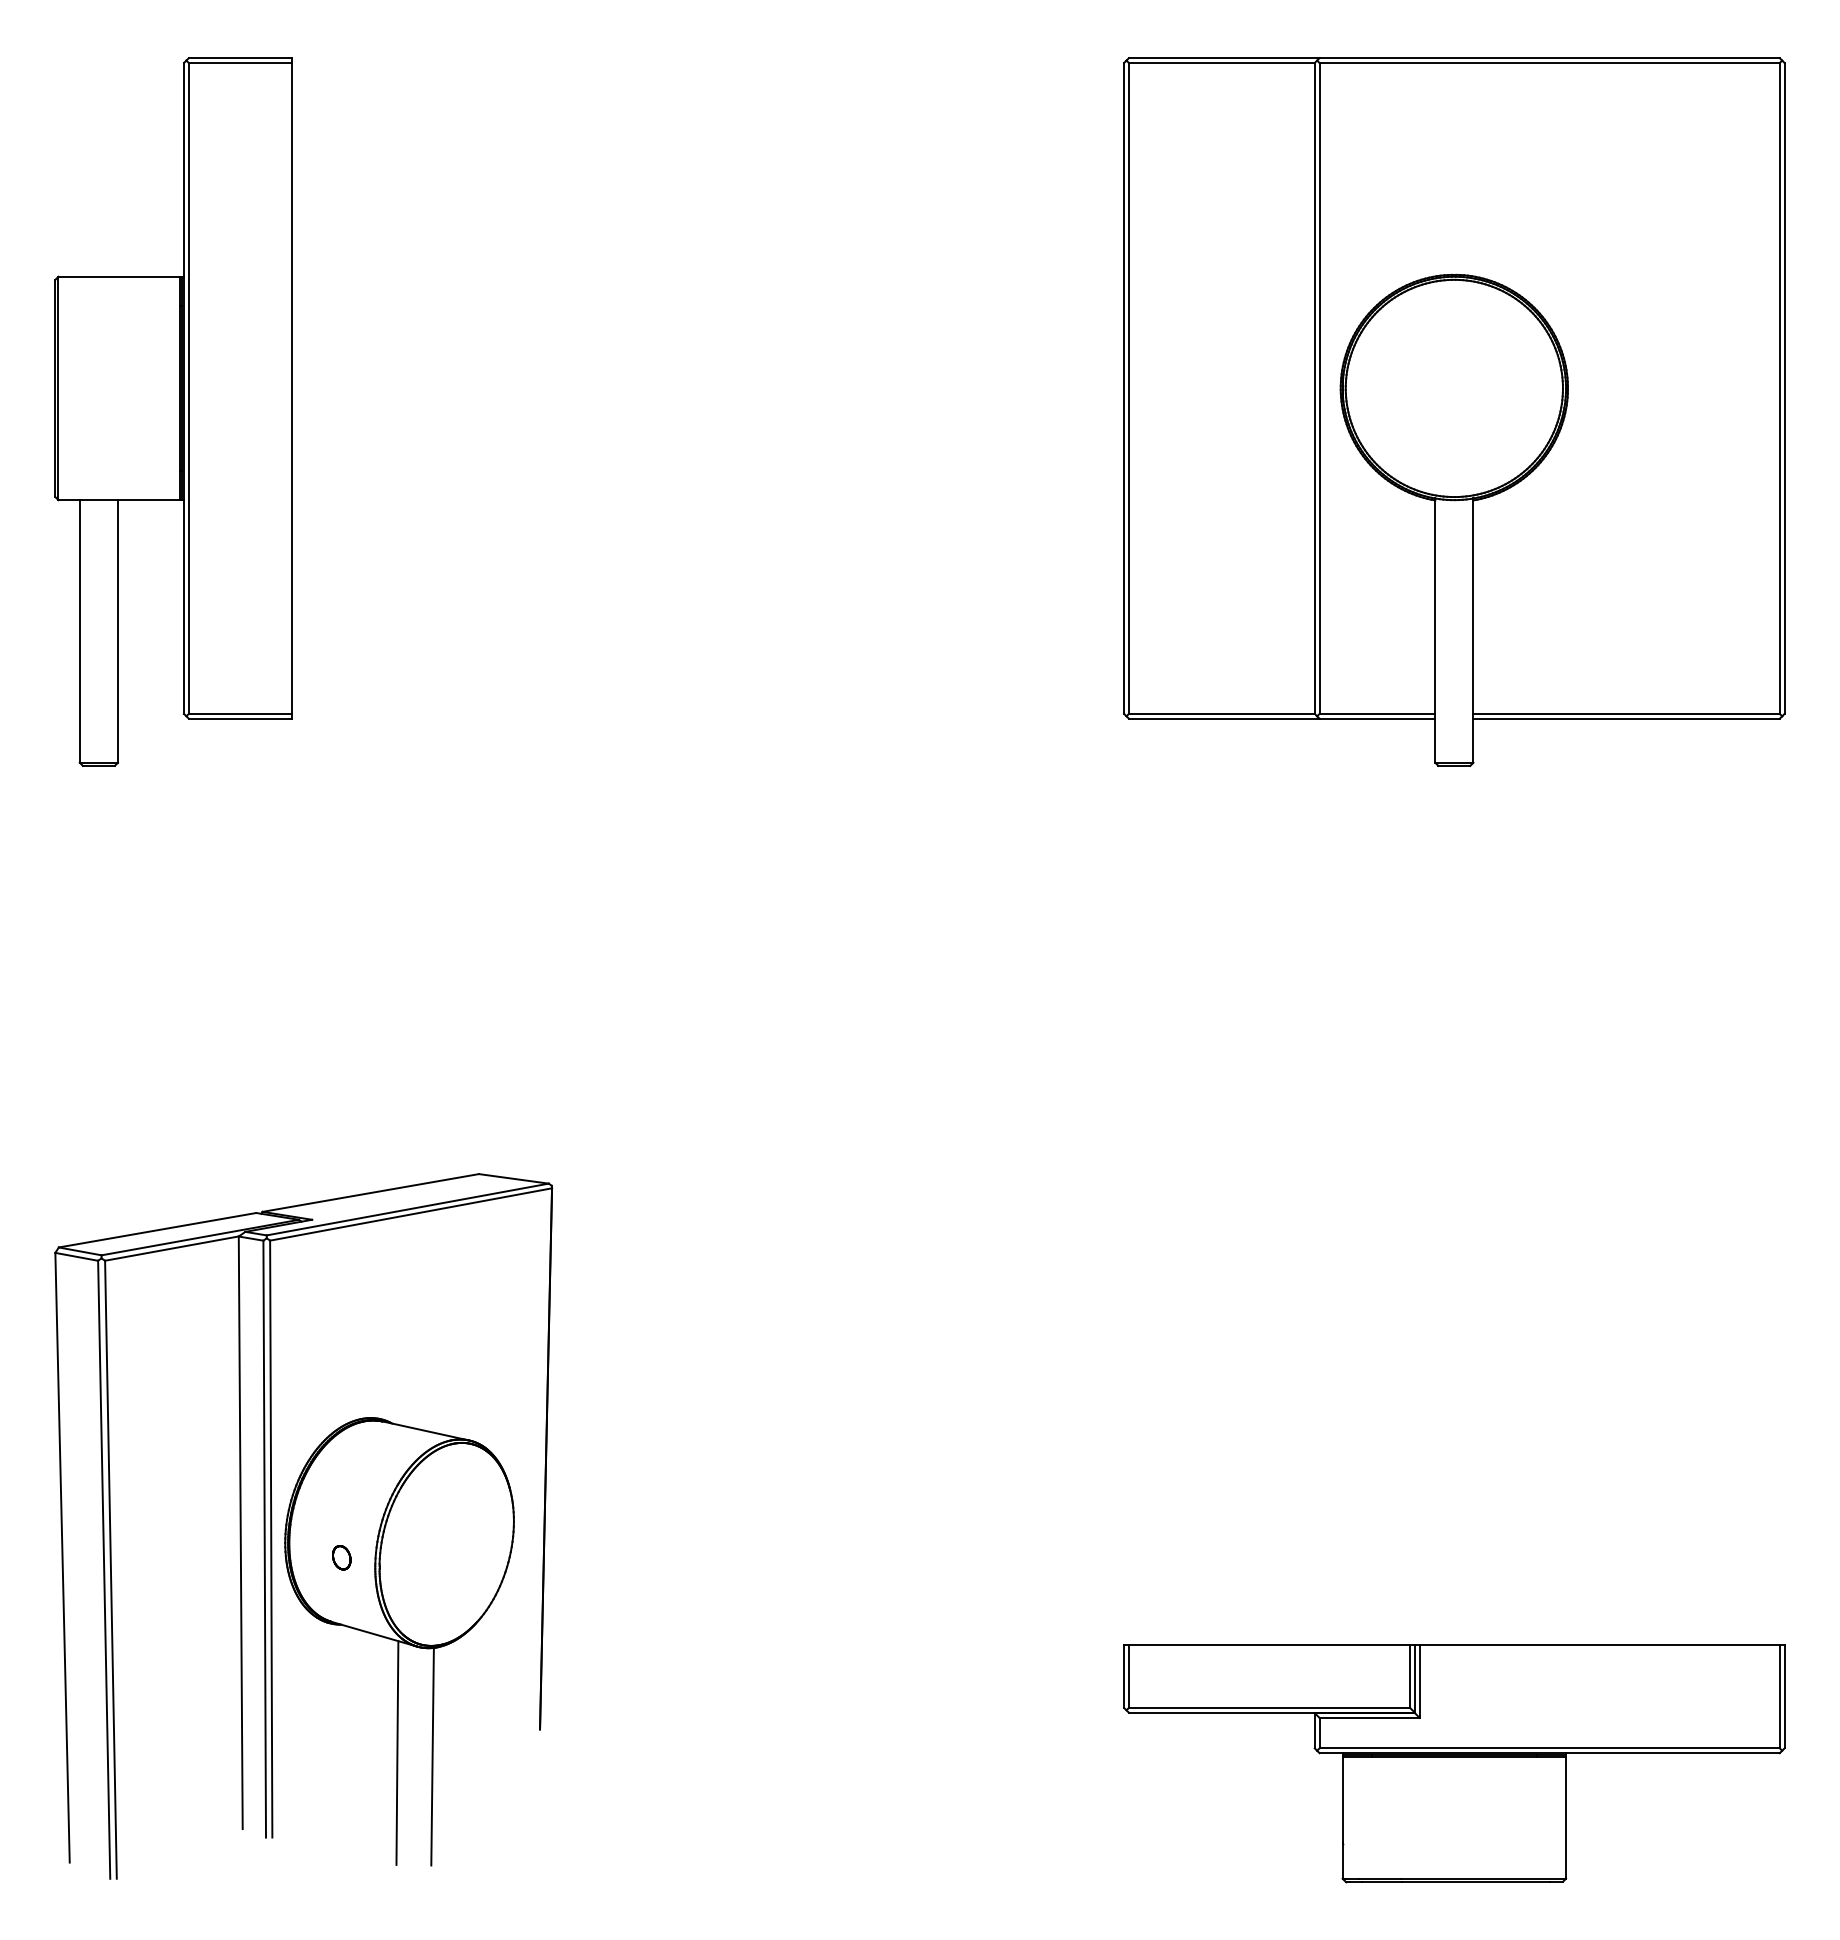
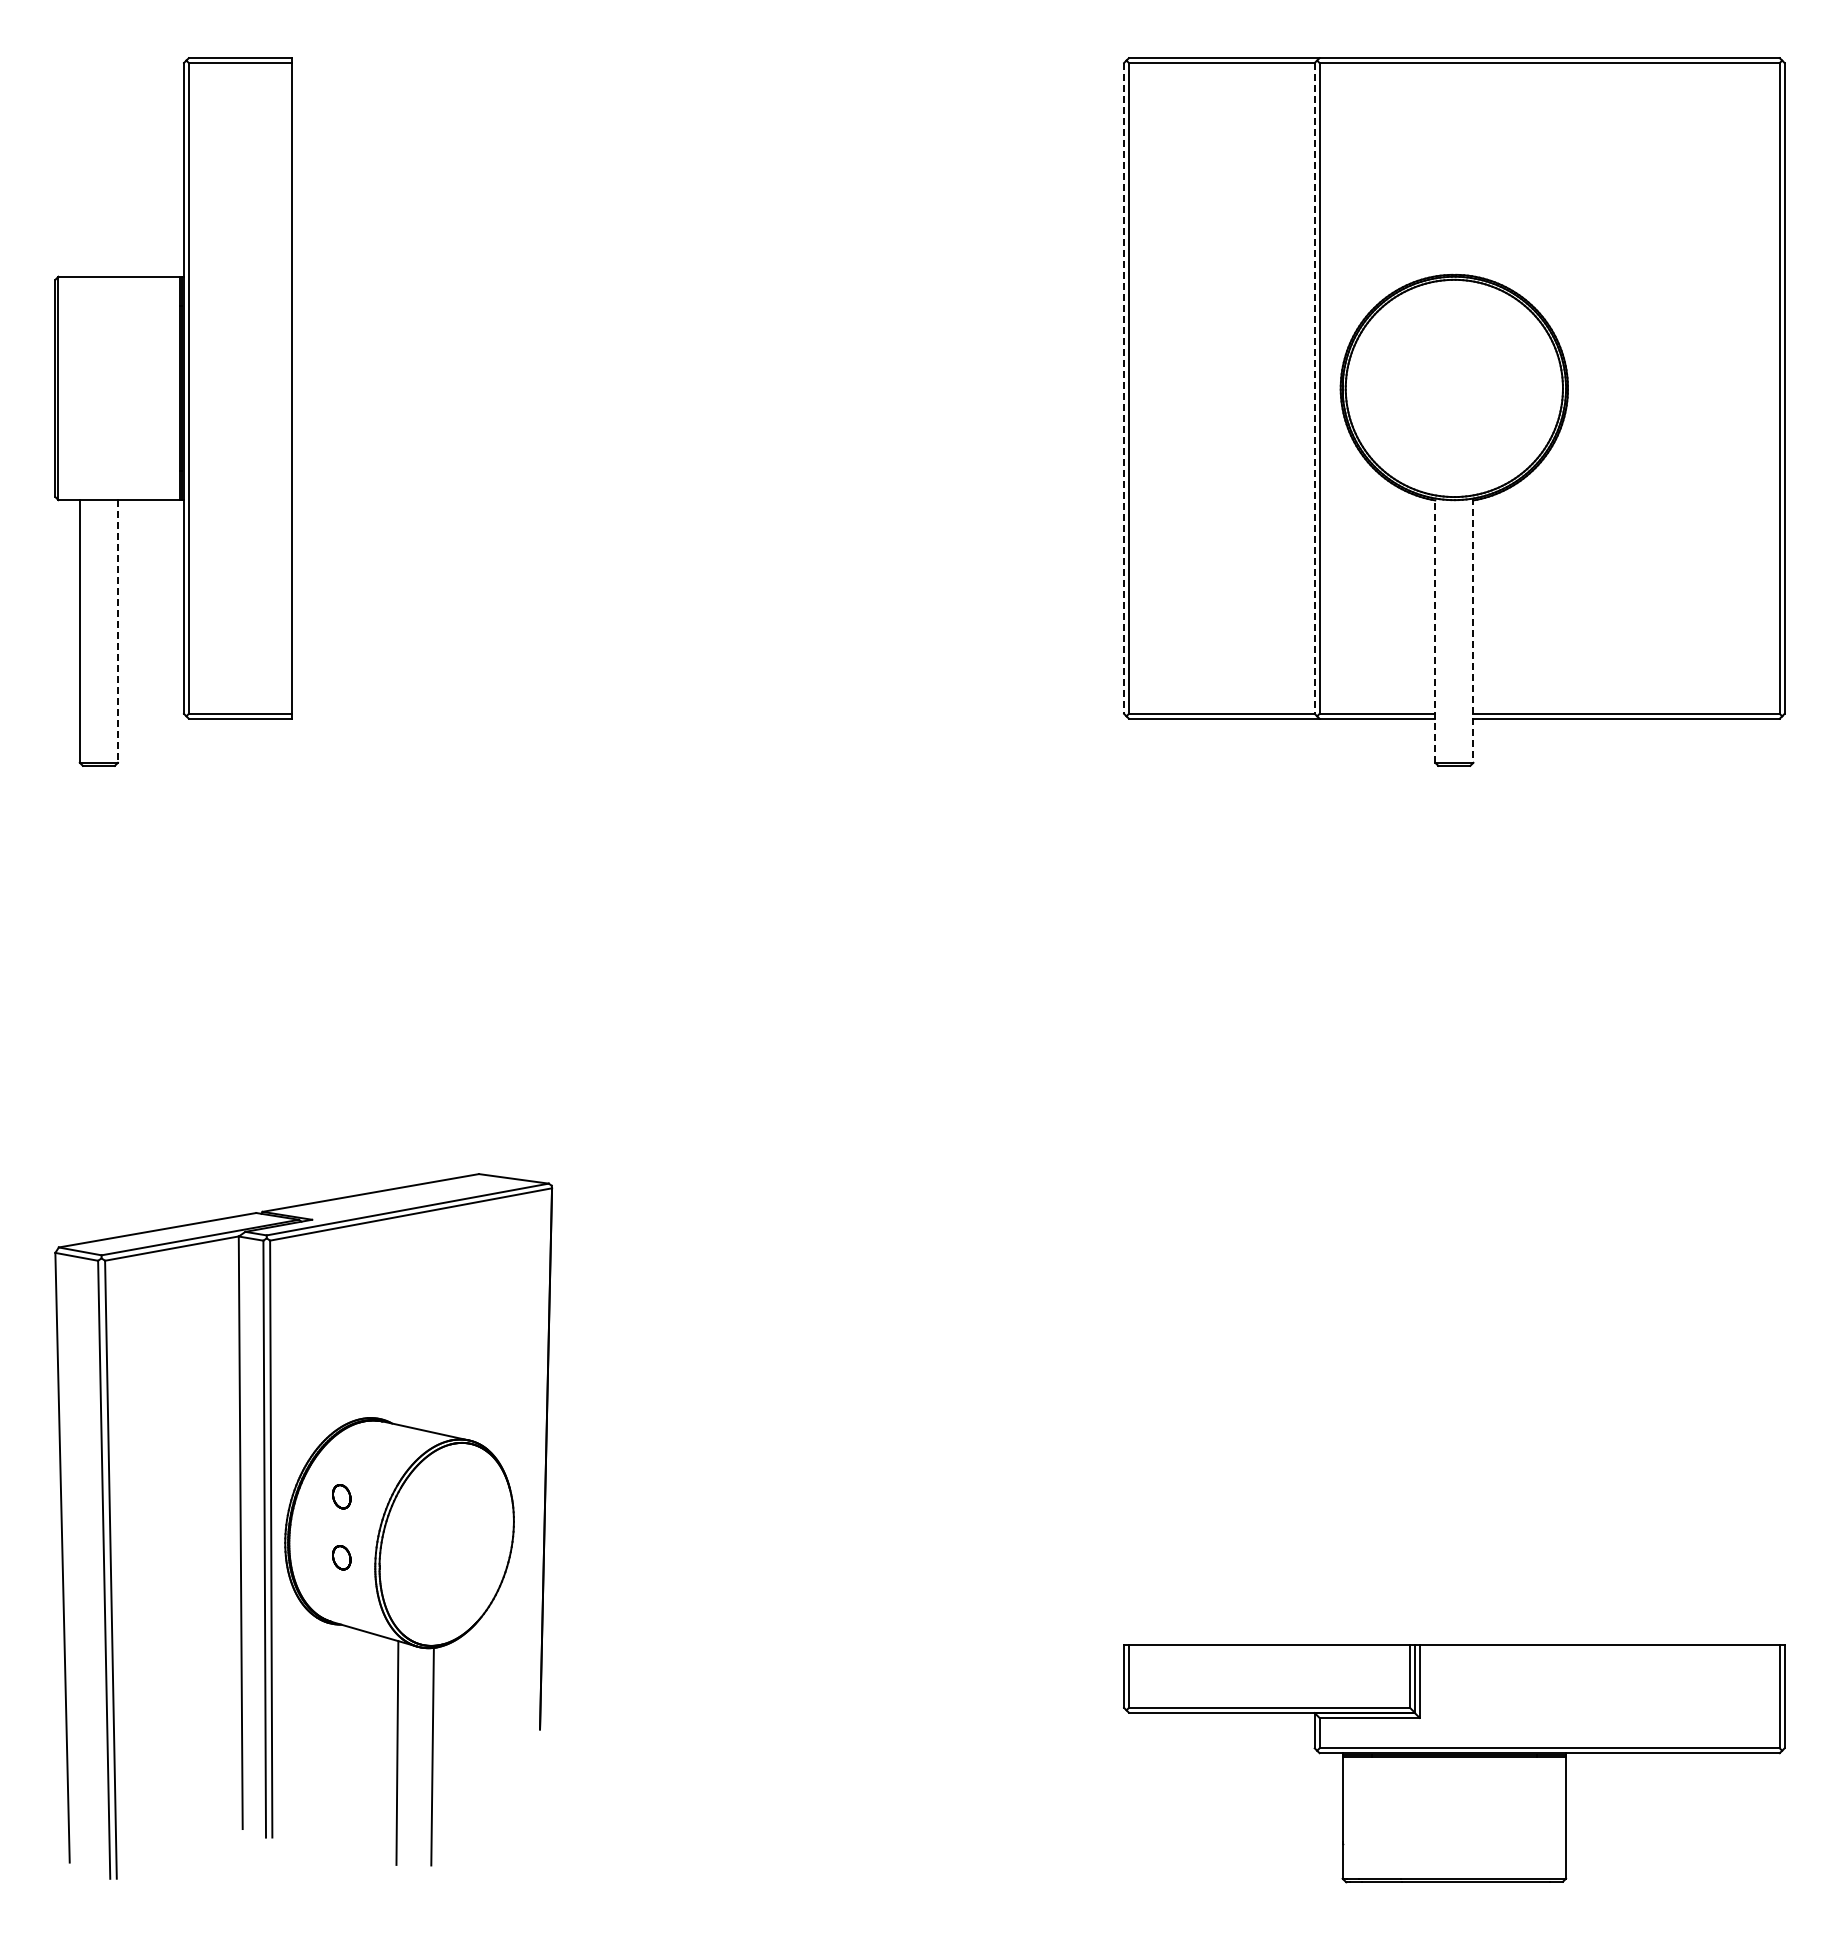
line: solid -> dashed (1124, 388)
line: solid -> dashed (1314, 388)
line: solid -> dashed (1435, 630)
line: solid -> dashed (117, 631)
line: solid -> dashed (1473, 631)
part: none -> present (341, 1496)
